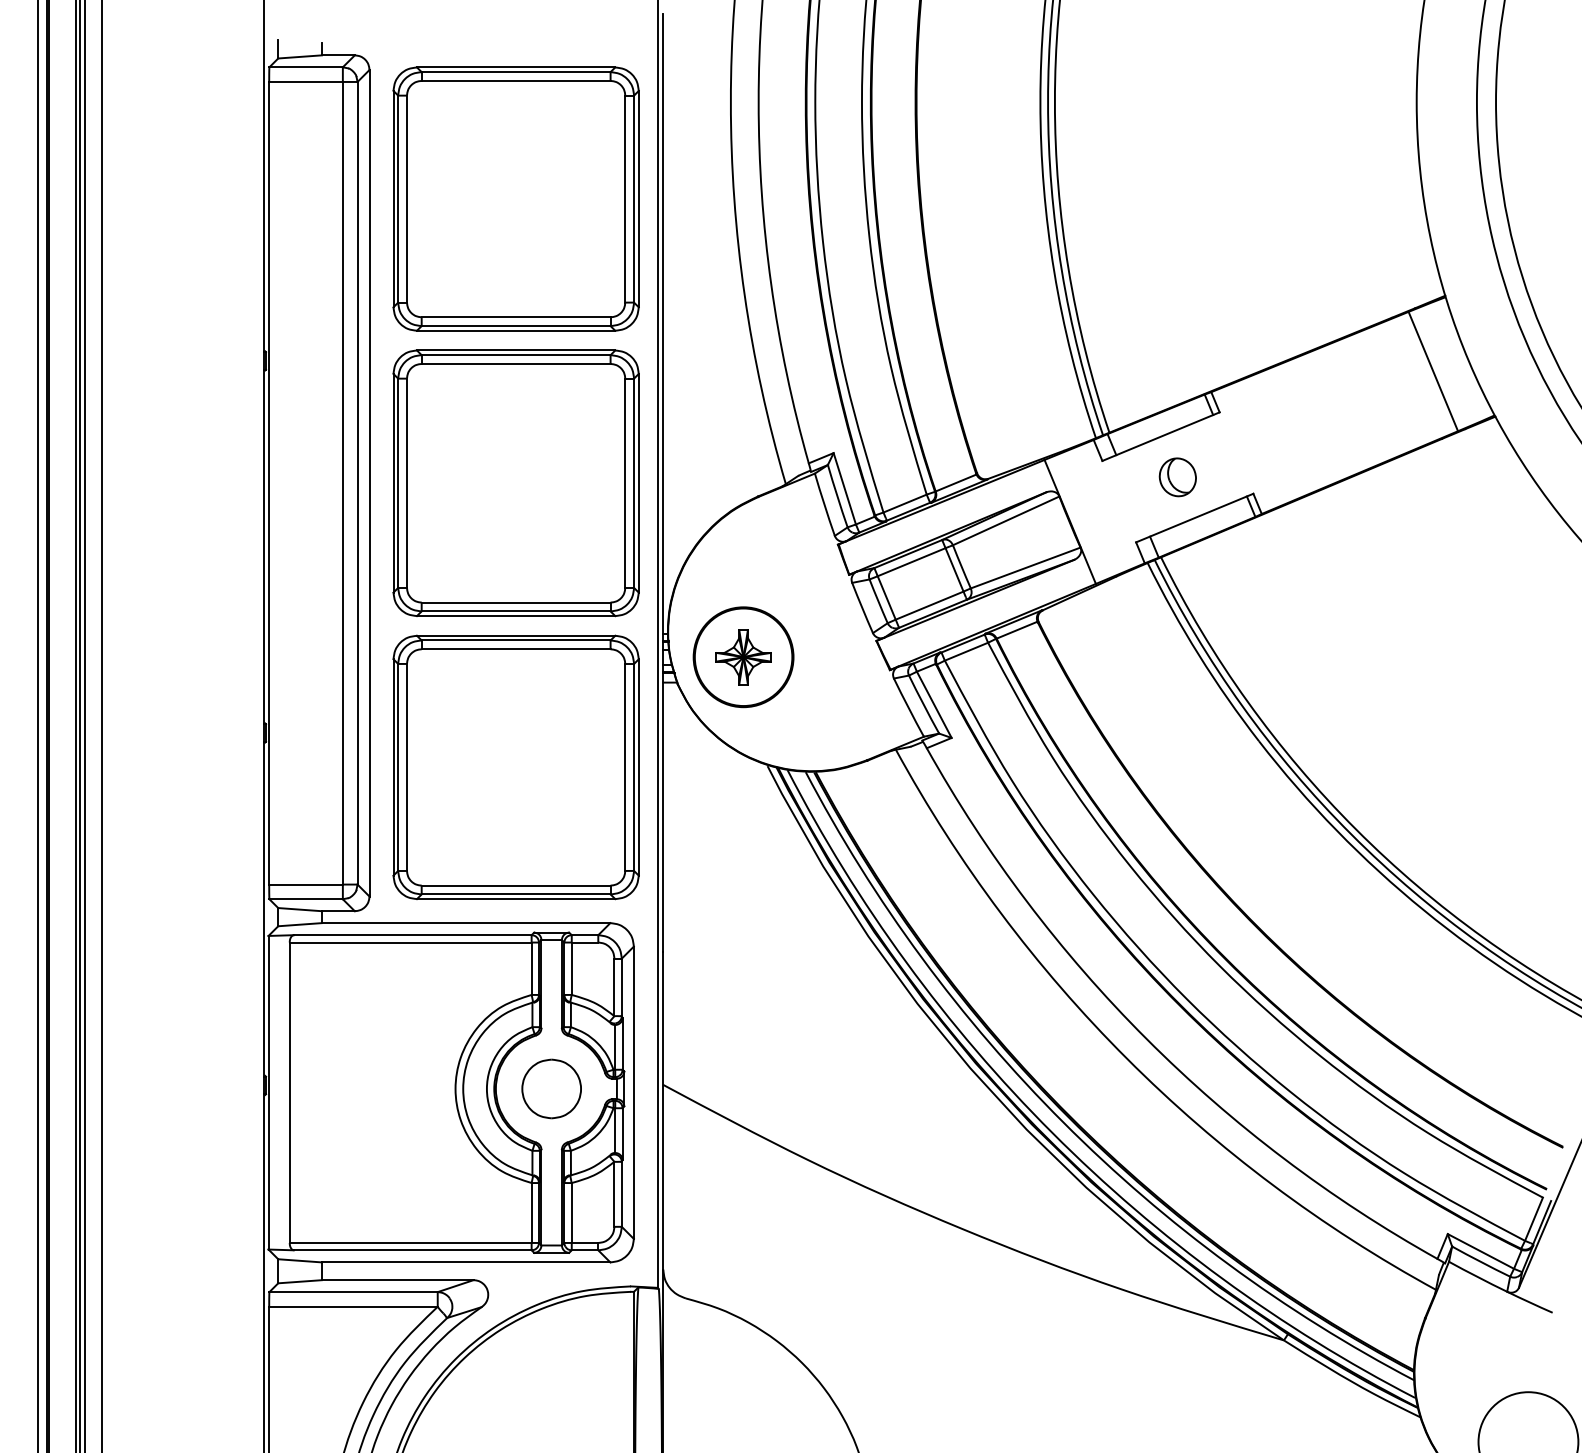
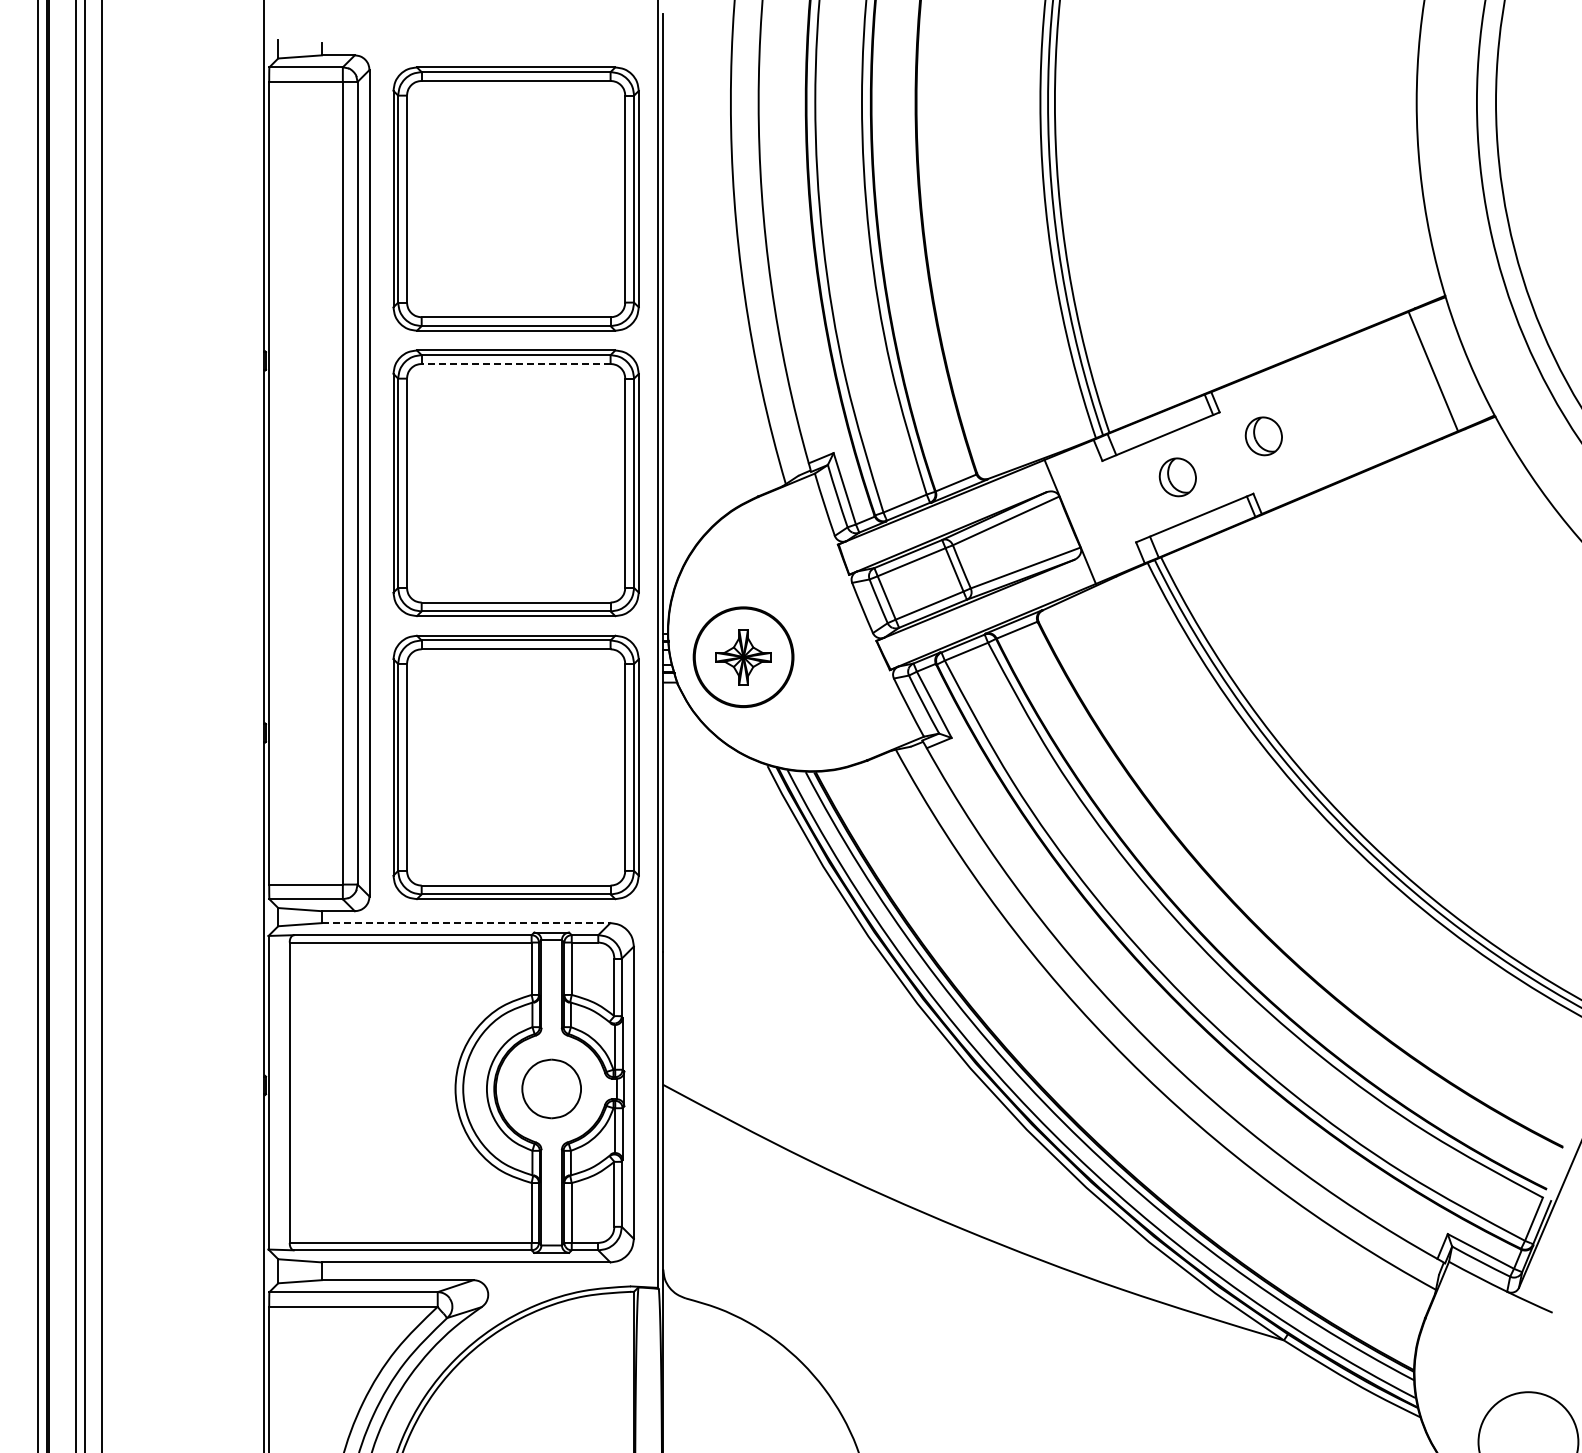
line: solid -> dashed (515, 363)
part: none -> present (1263, 436)
line: present -> none (80, 725)
line: solid -> dashed (466, 923)
